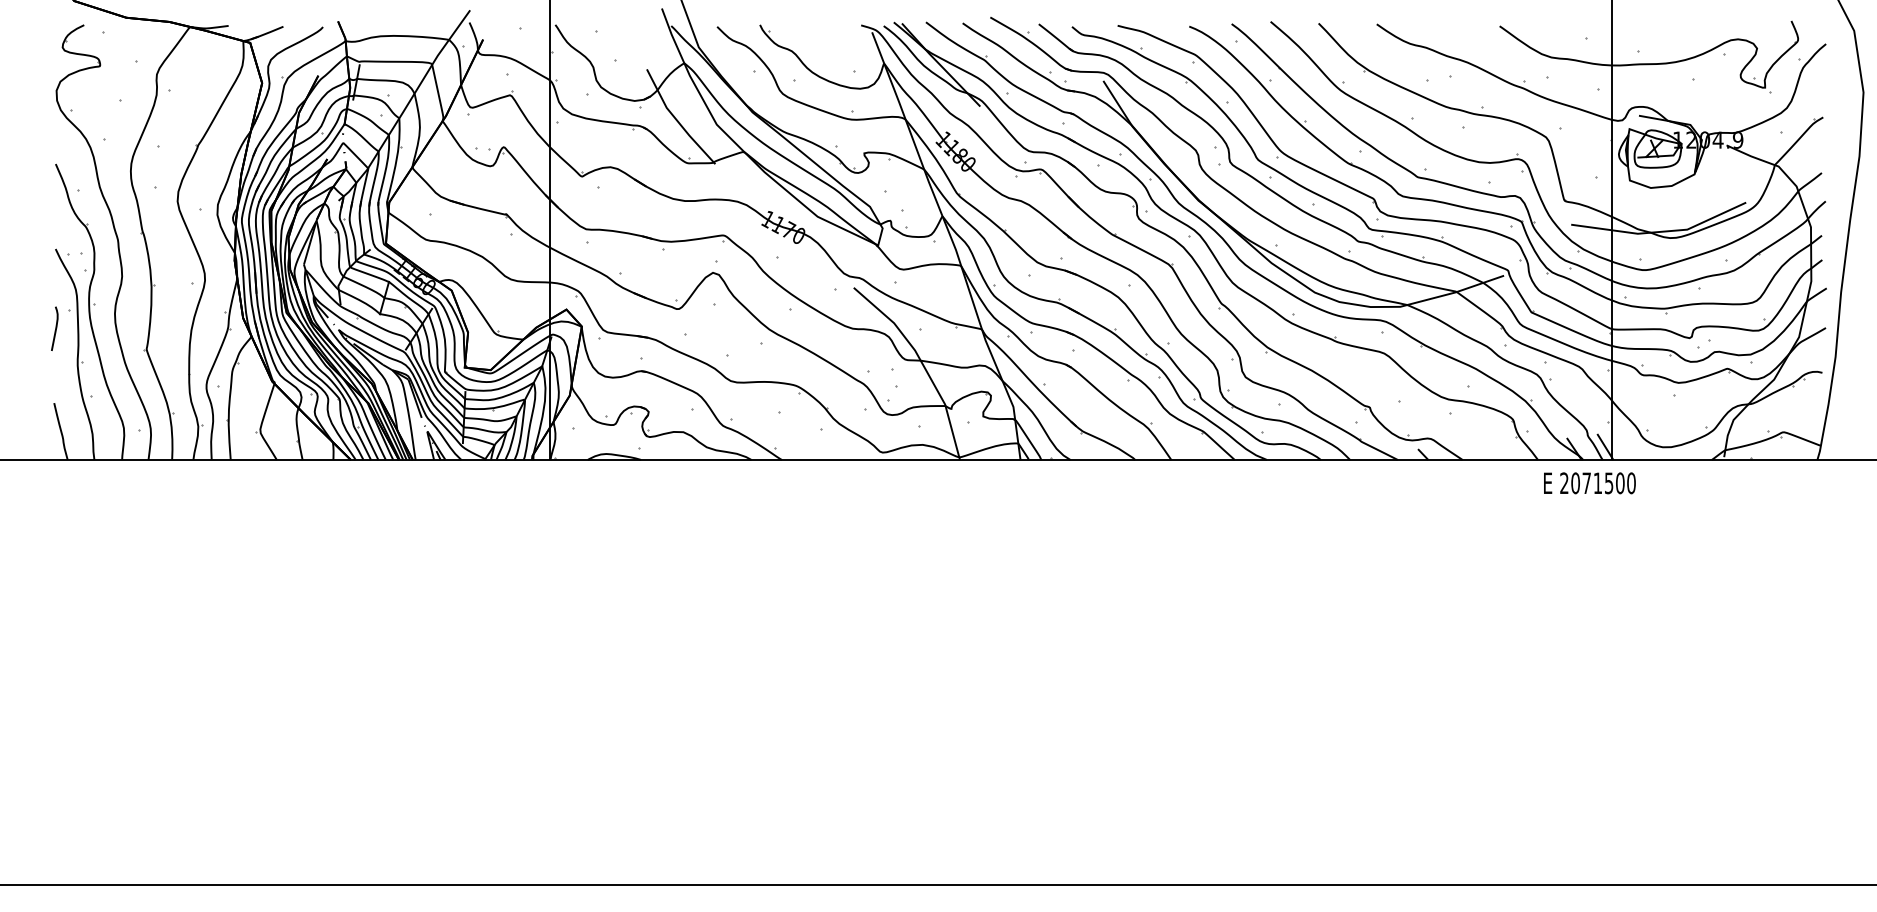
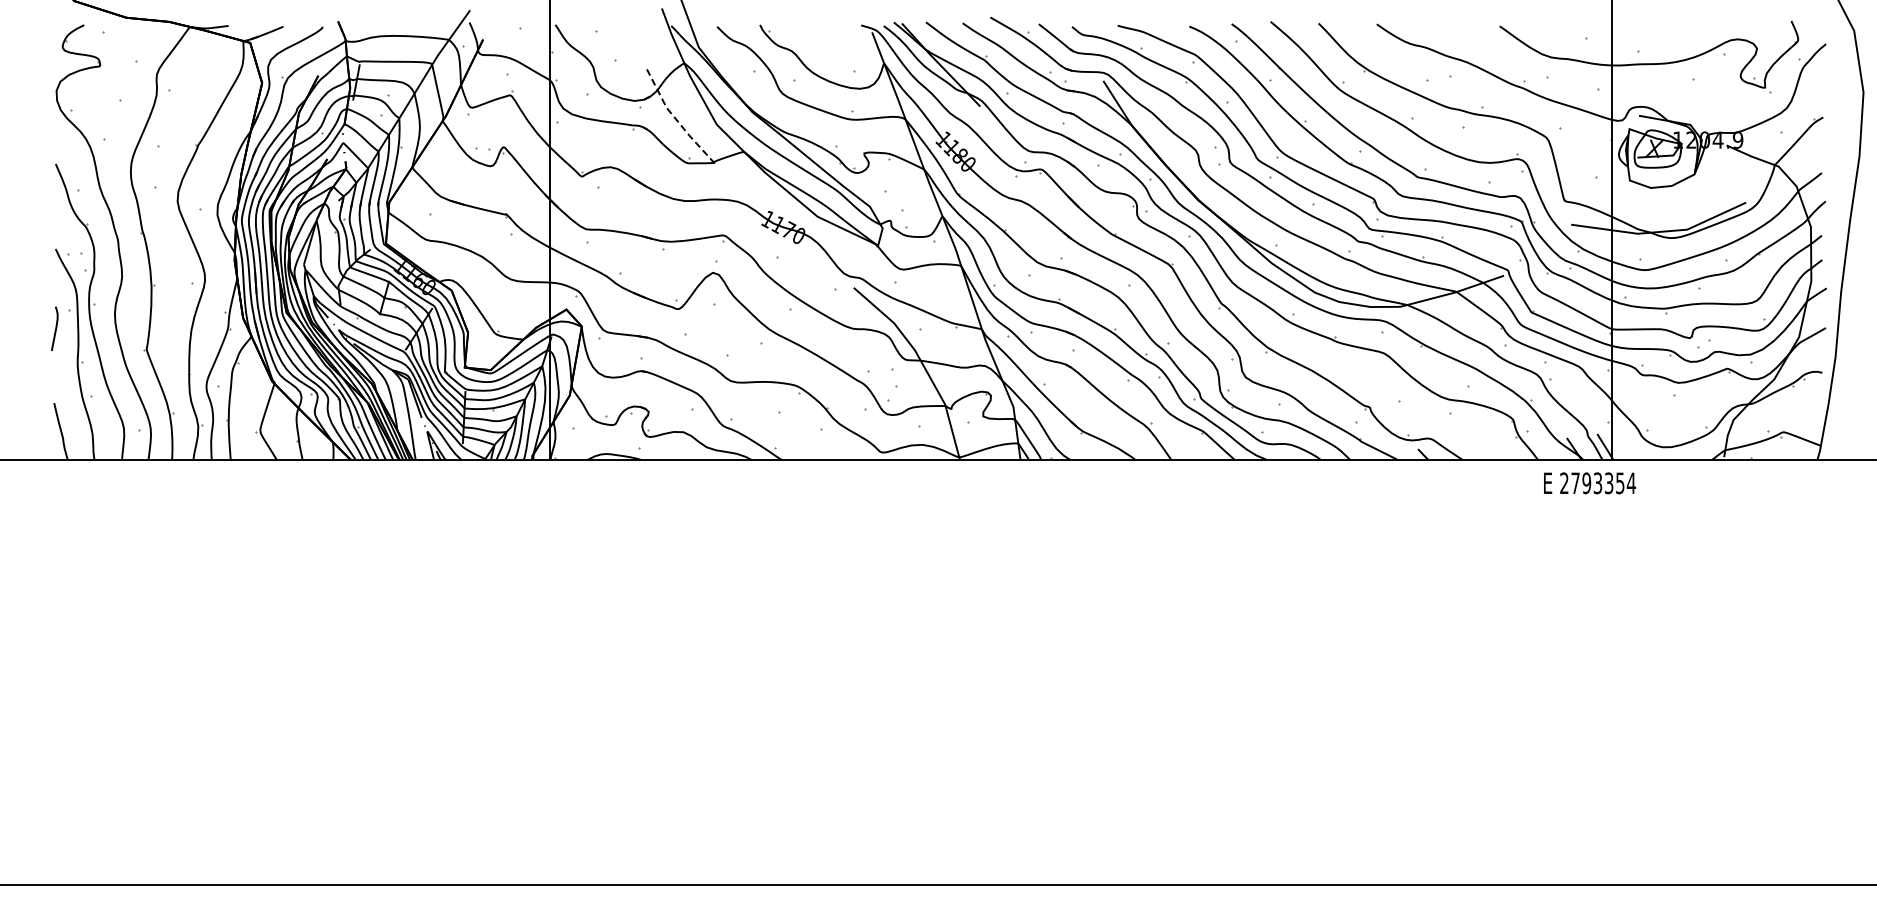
line: solid -> dashed (676, 120)
text: 2071500 -> 2793354 (1603, 483)
